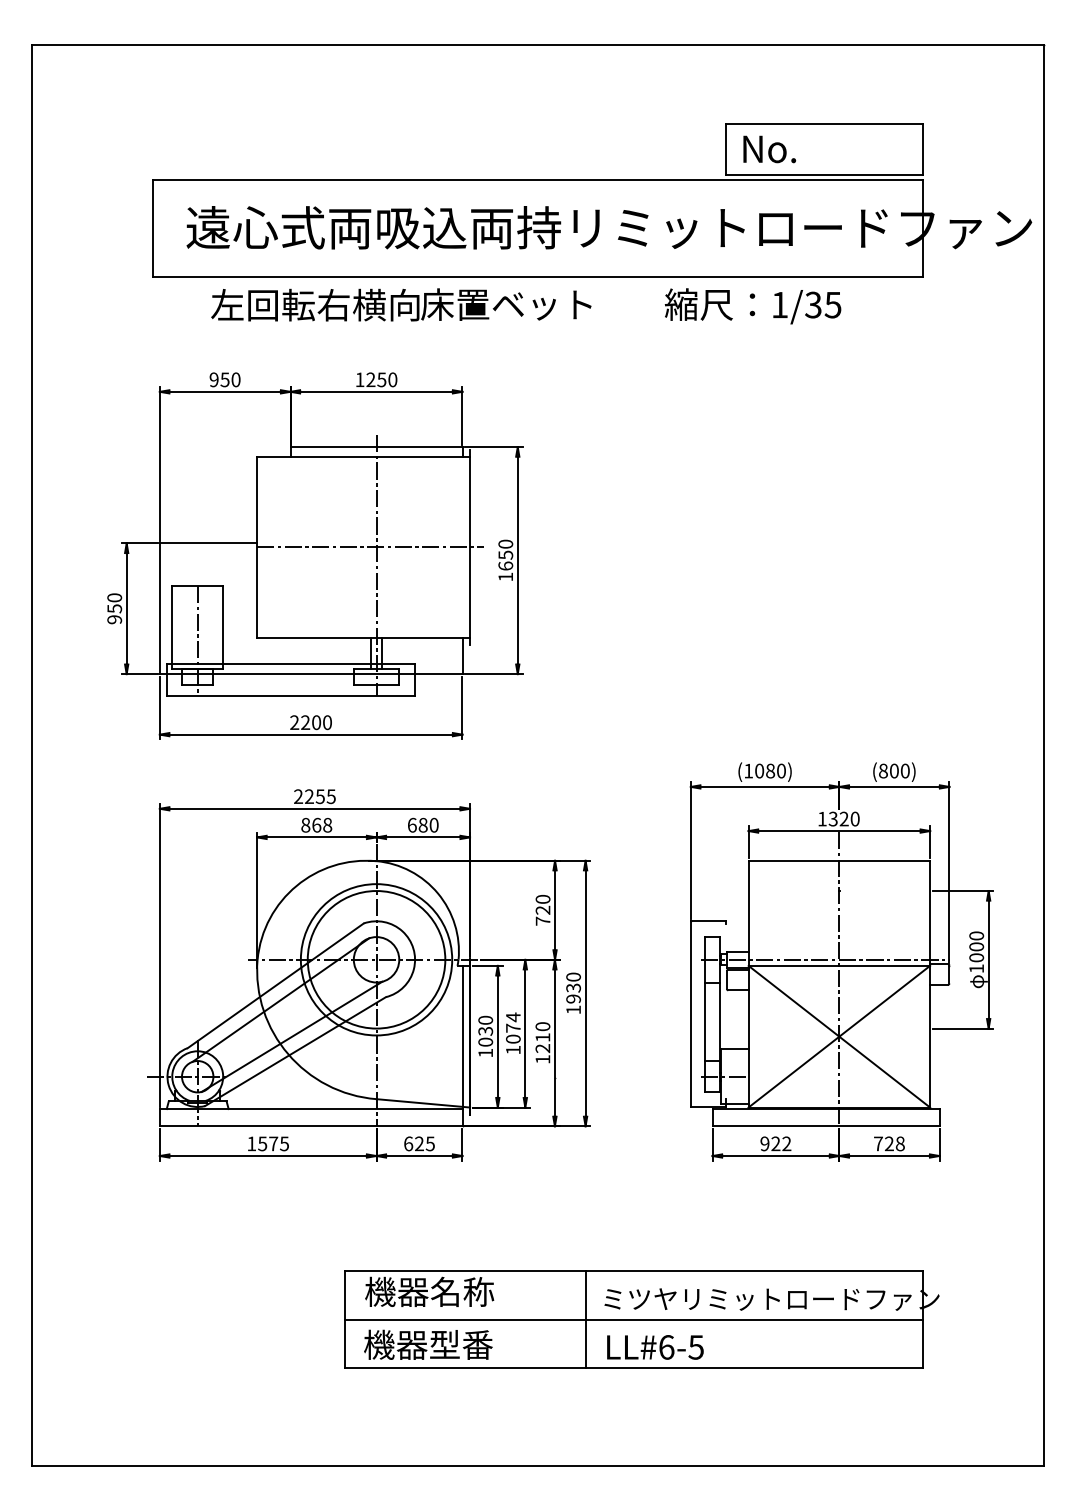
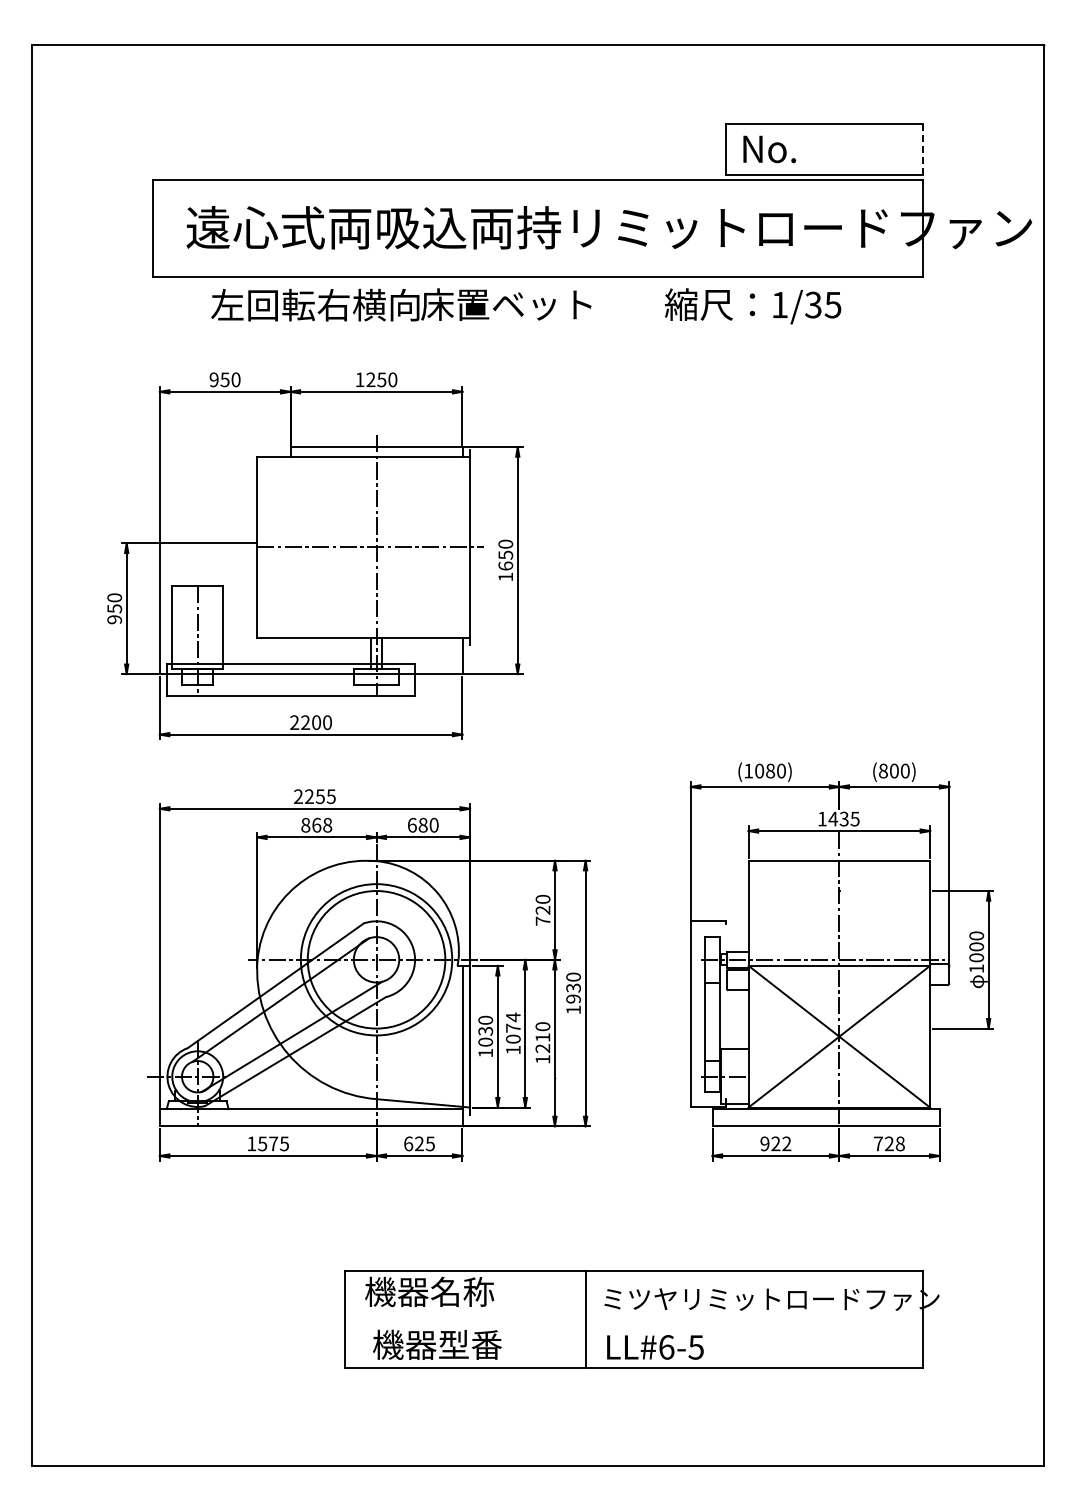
line: solid -> dashed (923, 149)
text: 1320 -> 1435 (843, 818)
line: present -> none (634, 1319)
text position: (428, 1344) -> (437, 1344) (437, 1344)
